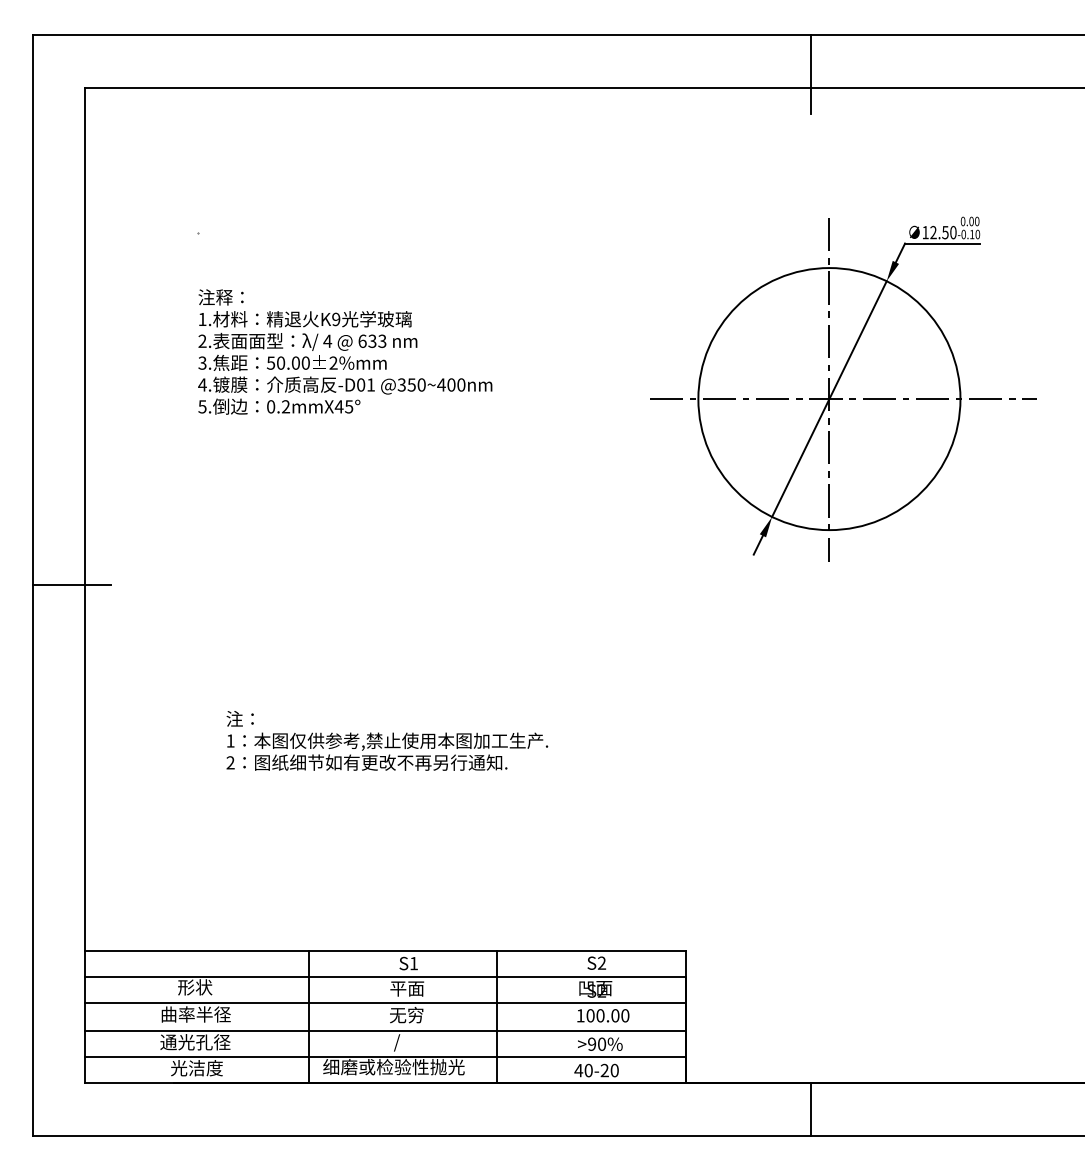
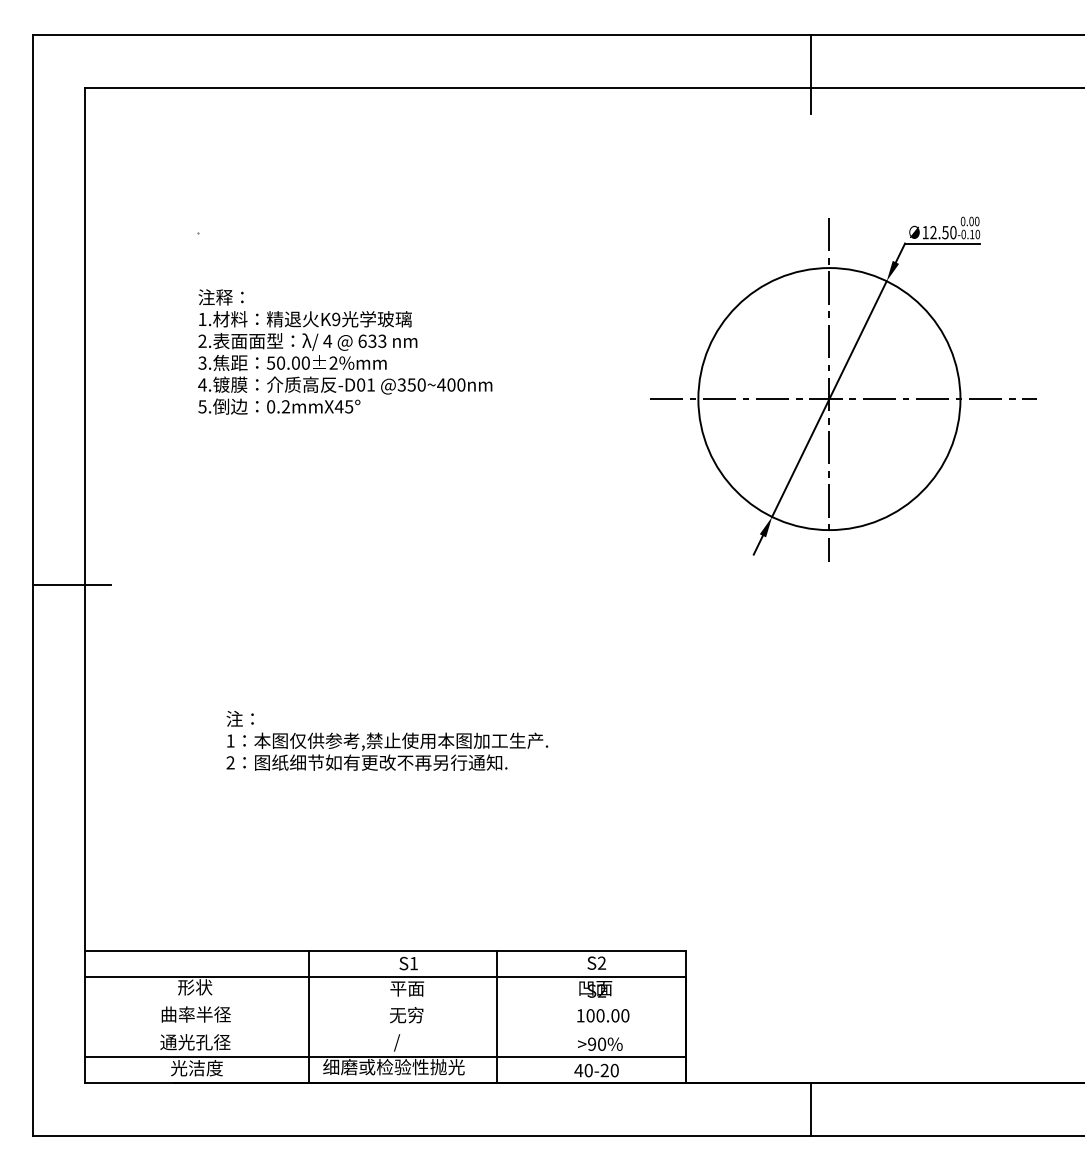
line: present -> none (385, 1002)
line: present -> none (385, 1031)
